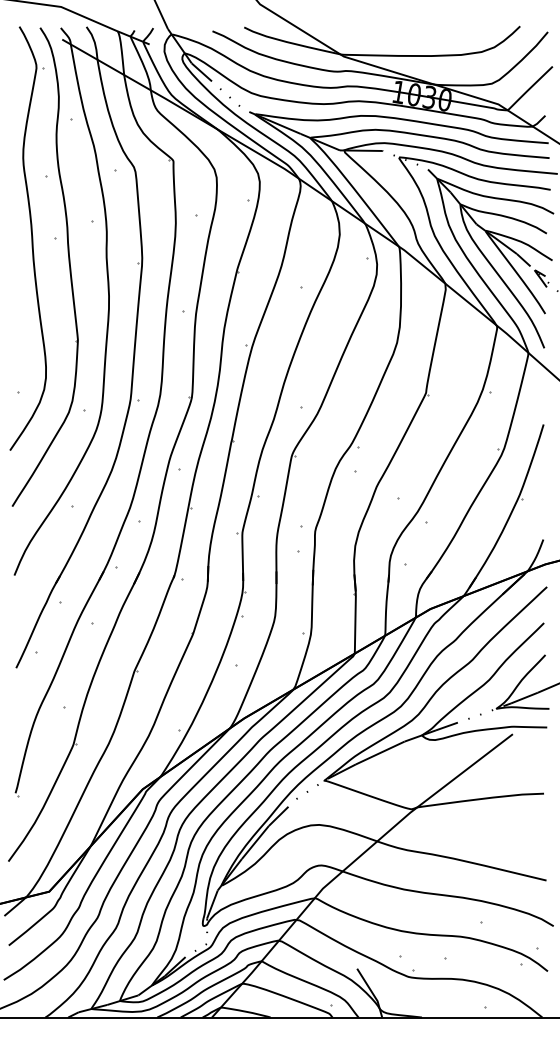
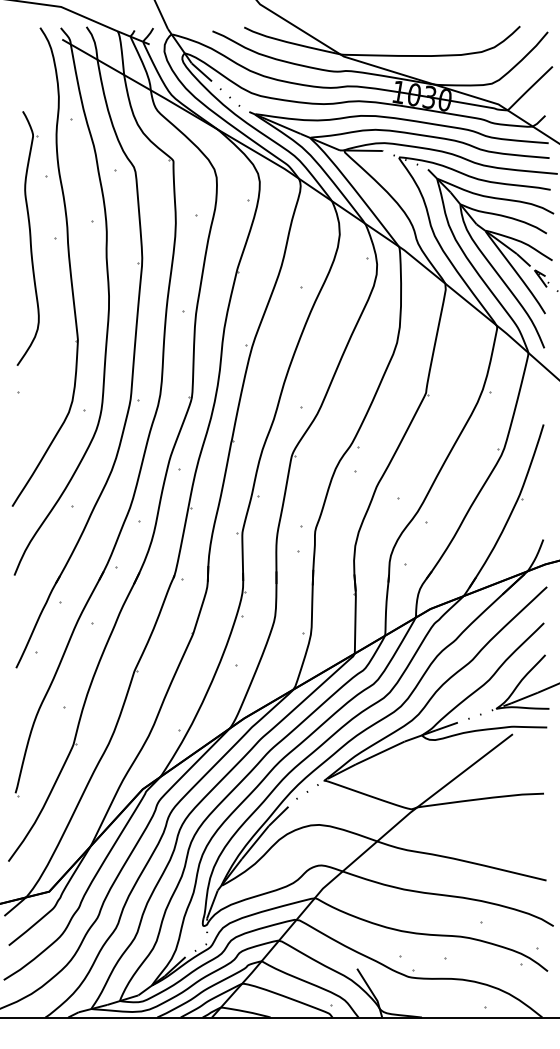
part size: 38x425 px -> 24x255 px (27, 238)
